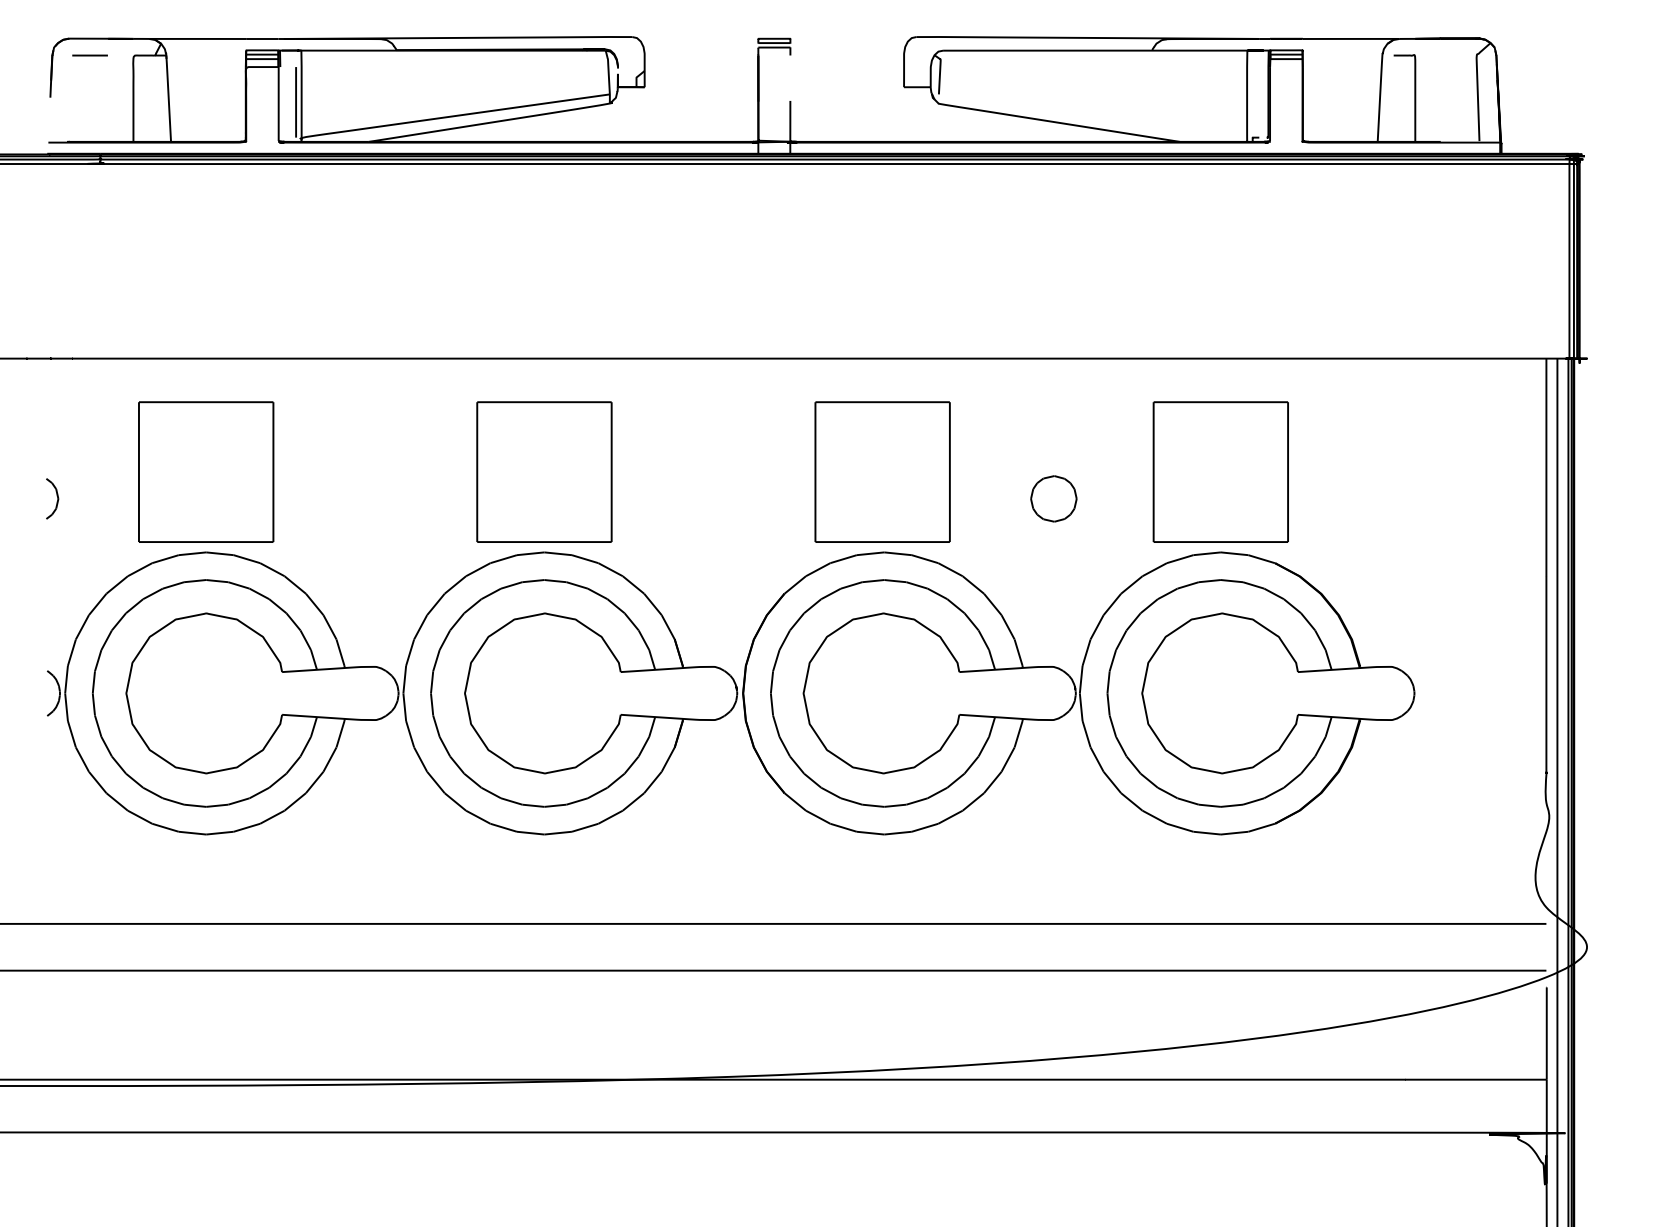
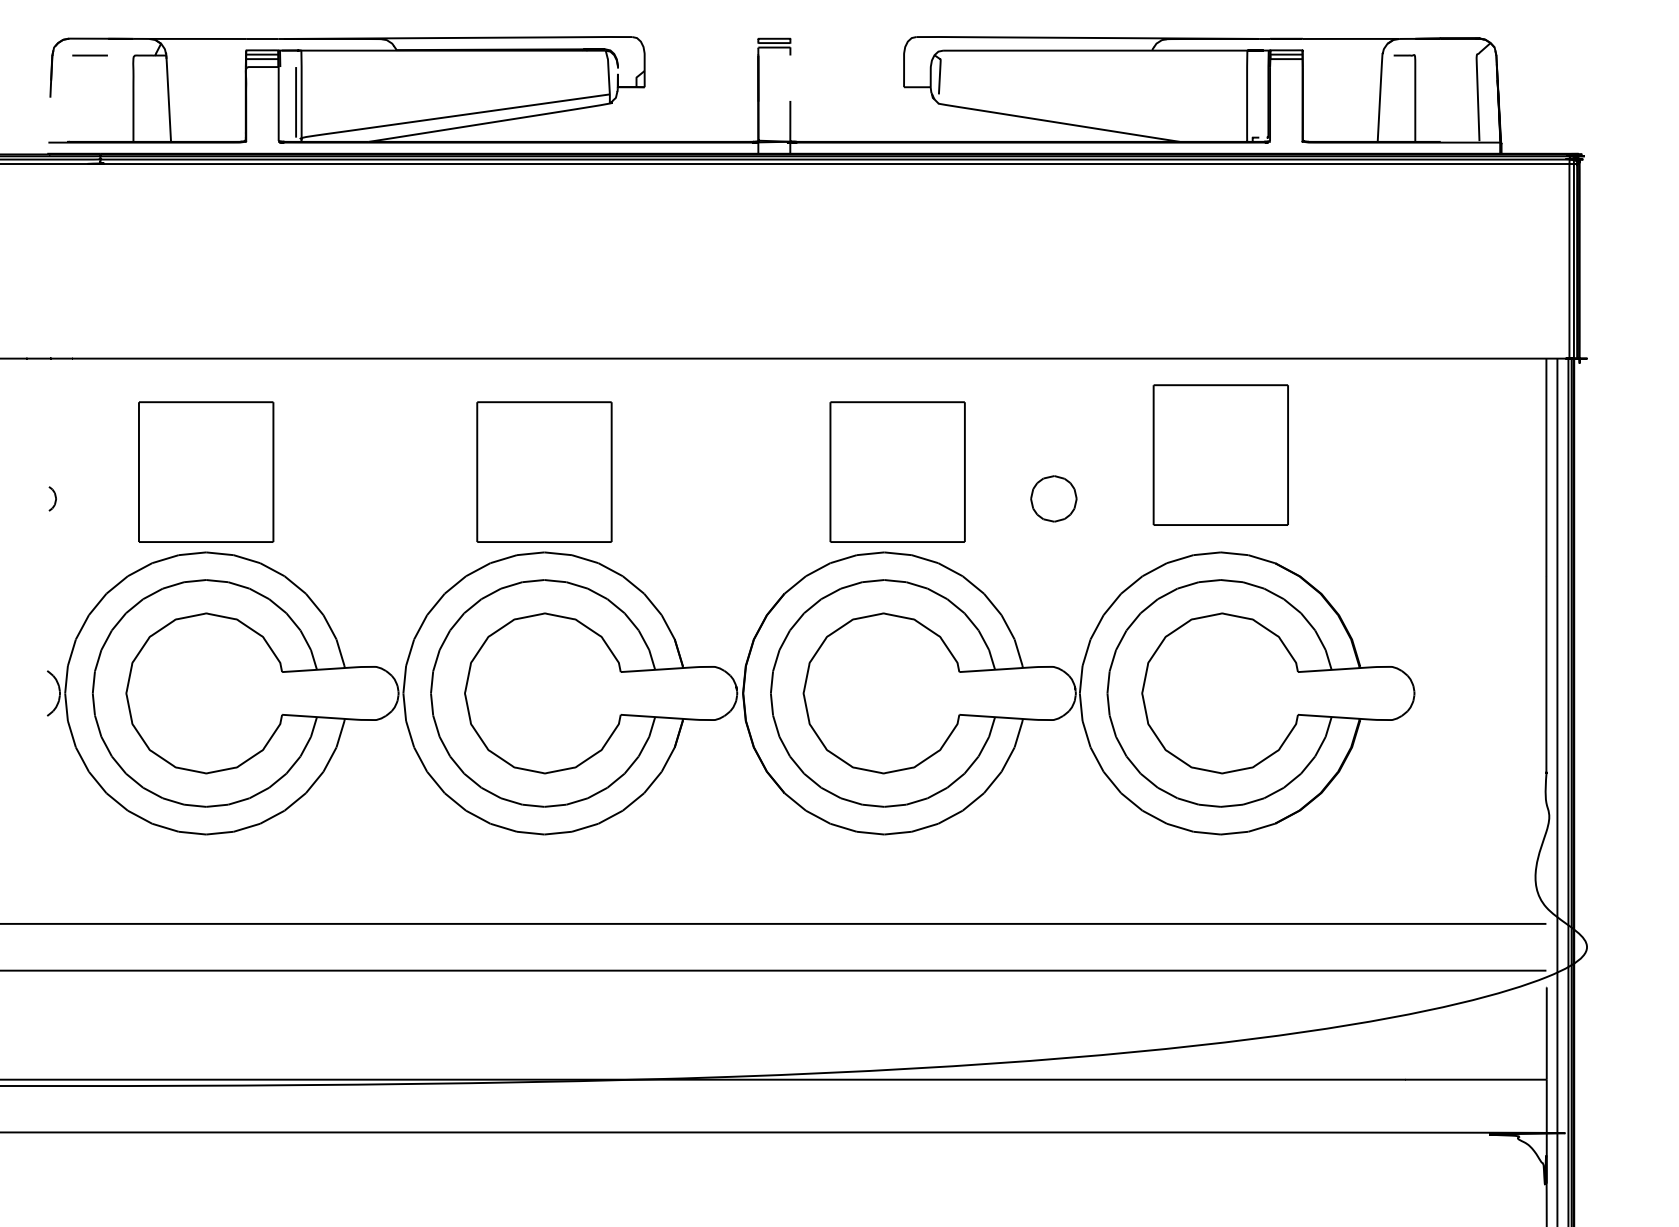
part position: (882, 471) -> (897, 471) (897, 471)
part position: (1220, 471) -> (1220, 454) (1220, 454)
part size: 14x42 px -> 9x26 px (52, 498)
